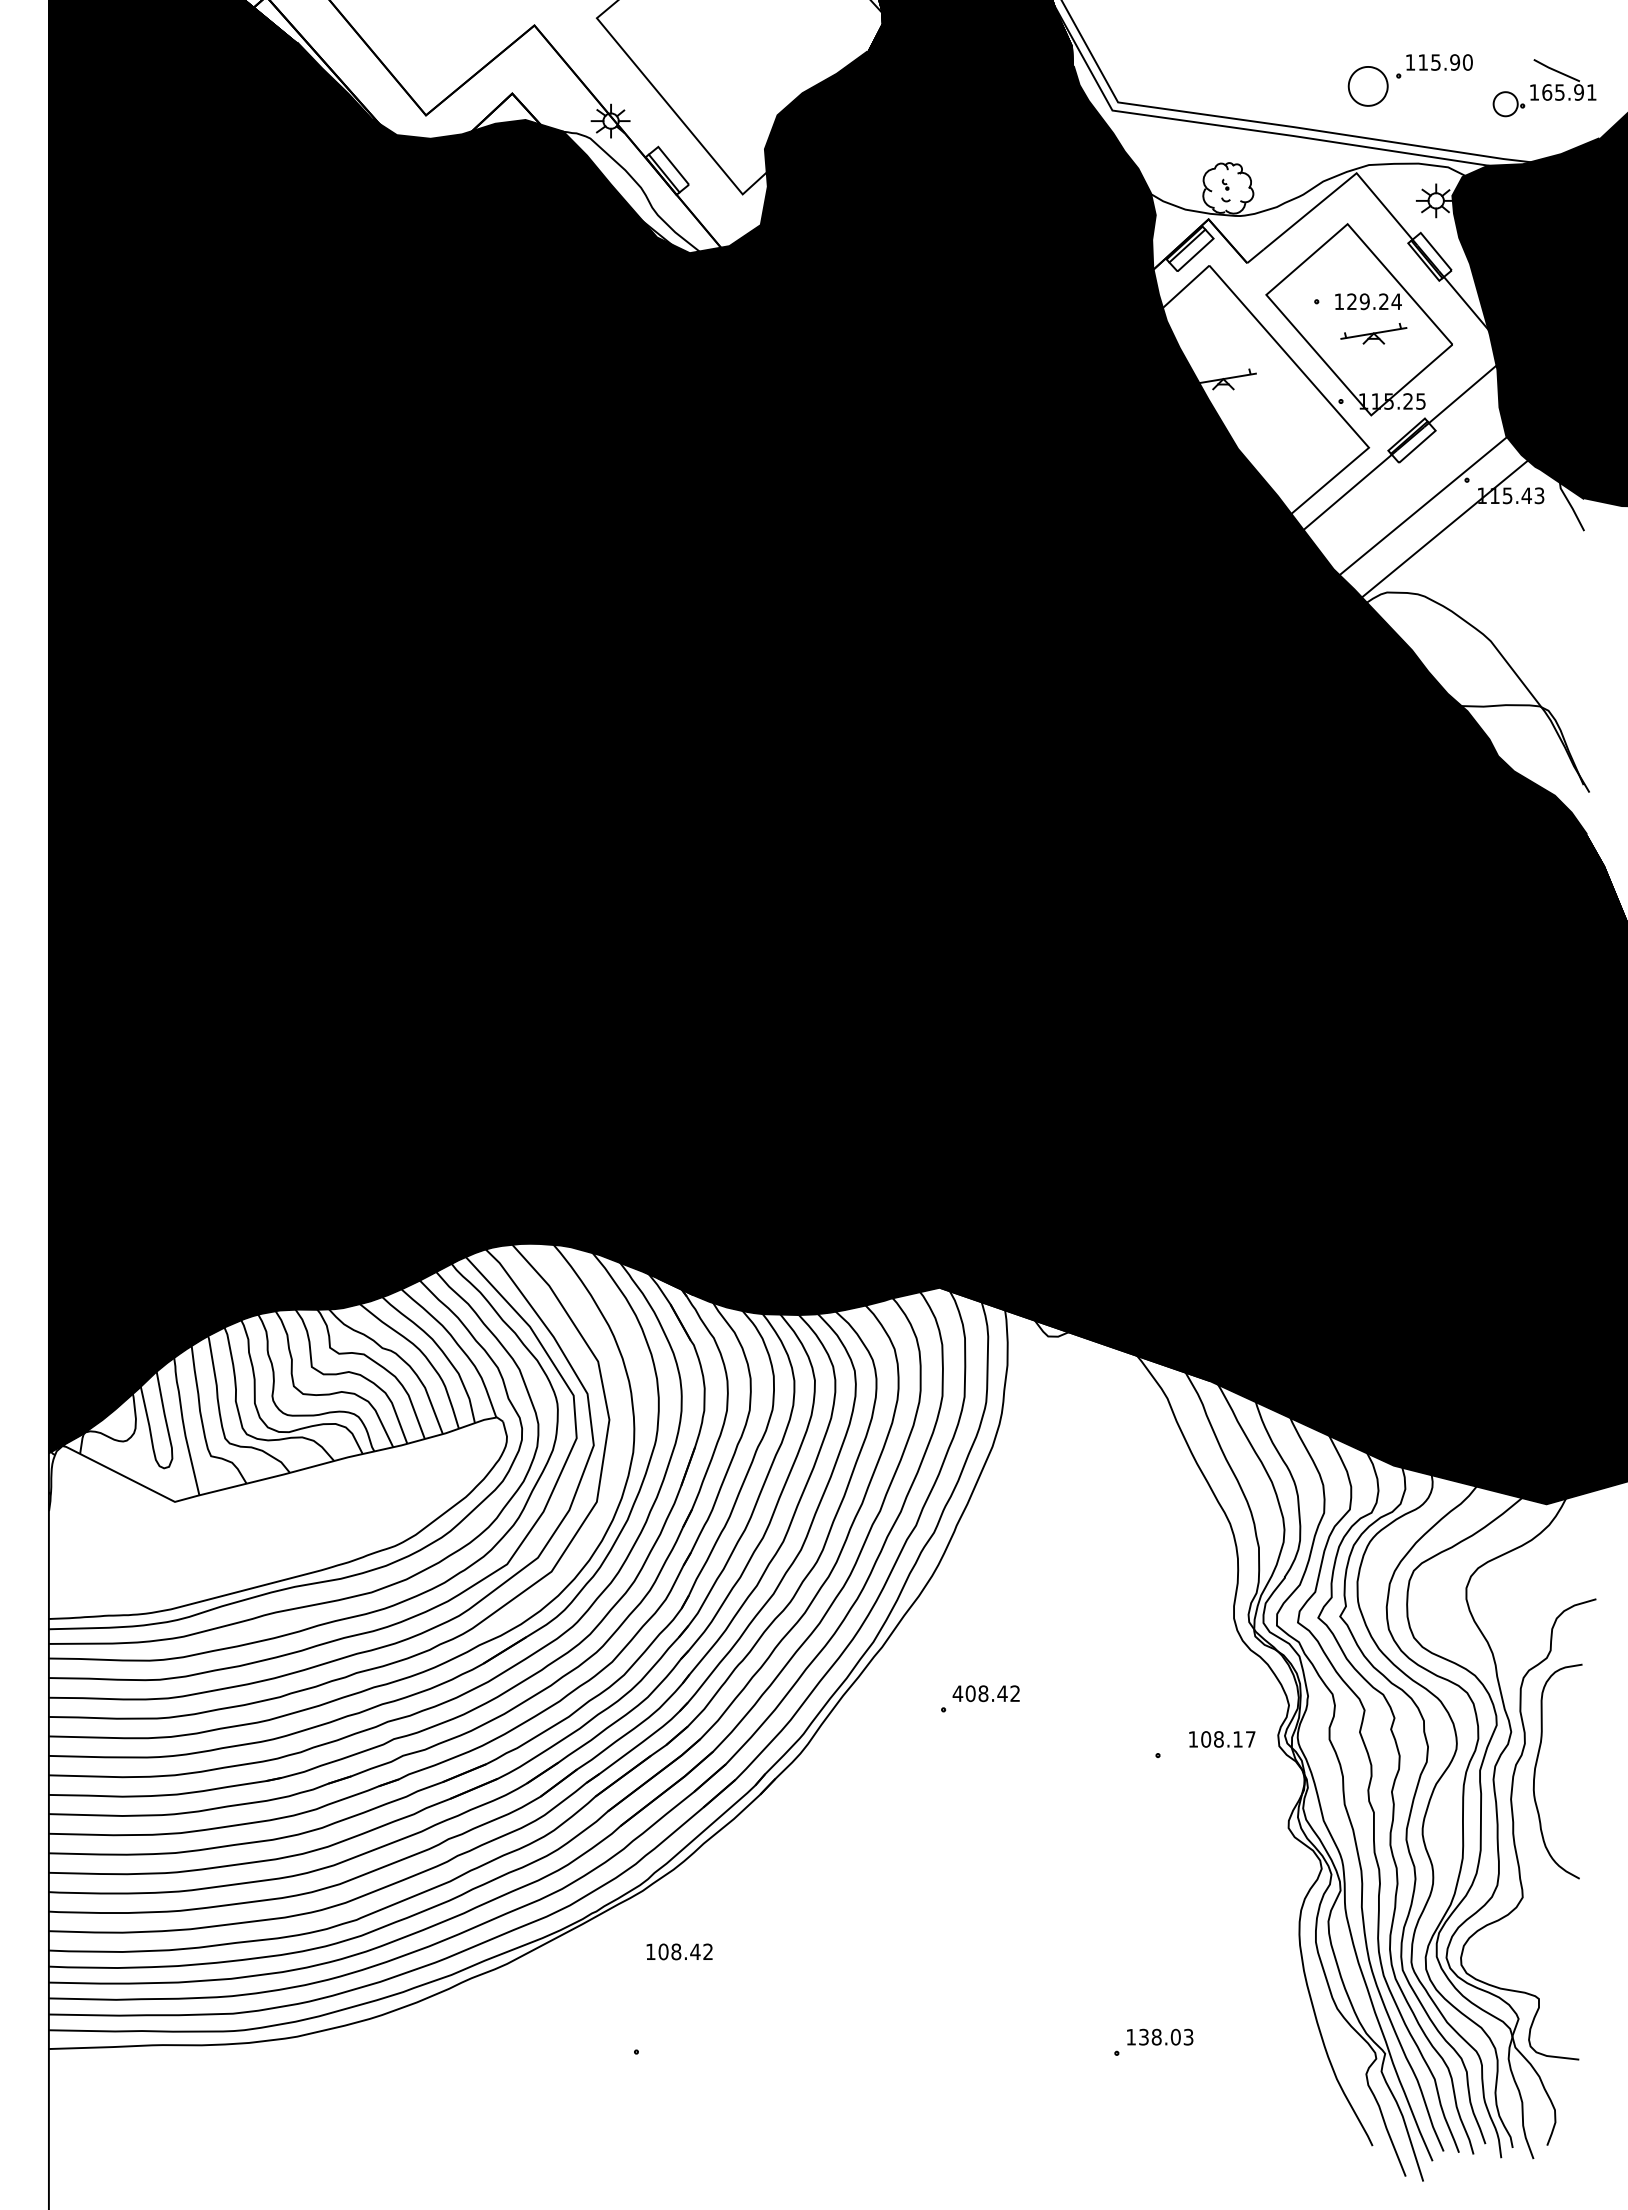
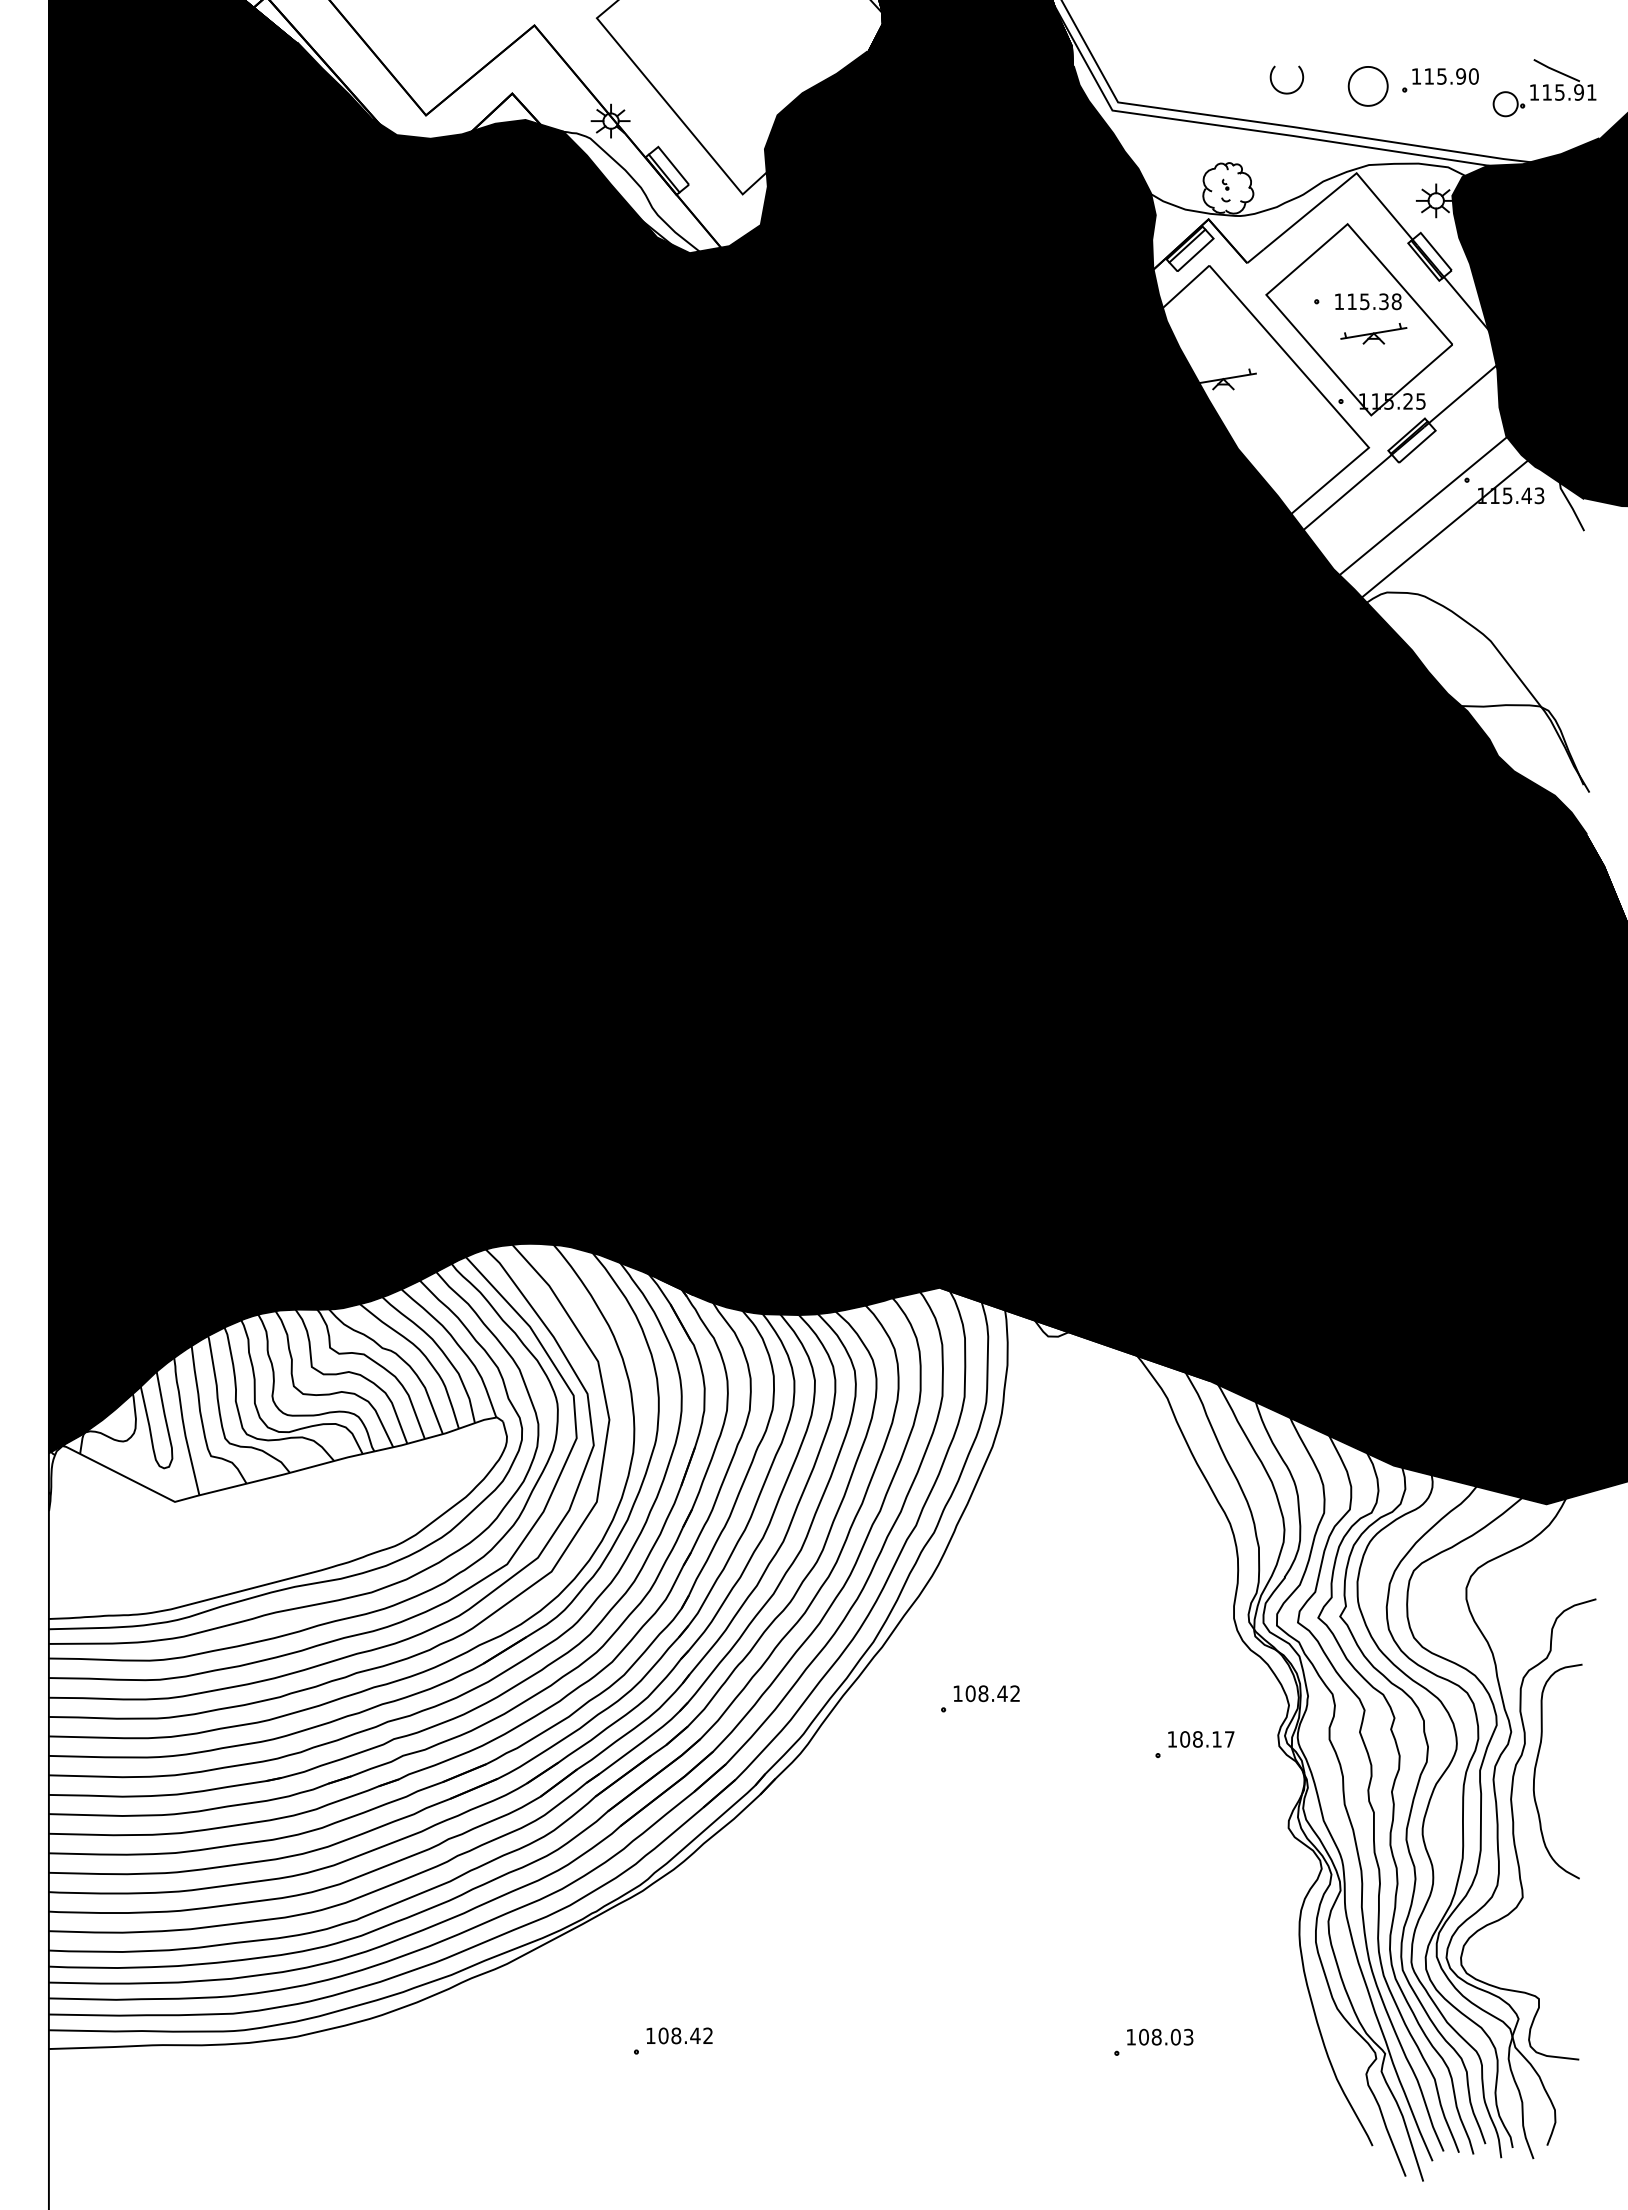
part position: (1434, 66) -> (1440, 80) (1440, 80)
curve: none -> present (1281, 91)
text: 165.91 -> 115.91 (1547, 92)
text: 129.24 -> 115.38 (1374, 301)
text: 408.42 -> 108.42 (957, 1693)
text position: (1222, 1739) -> (1201, 1739) (1201, 1739)
text position: (679, 1951) -> (679, 2035) (679, 2035)
text: 138.03 -> 108.03 (1143, 2036)
